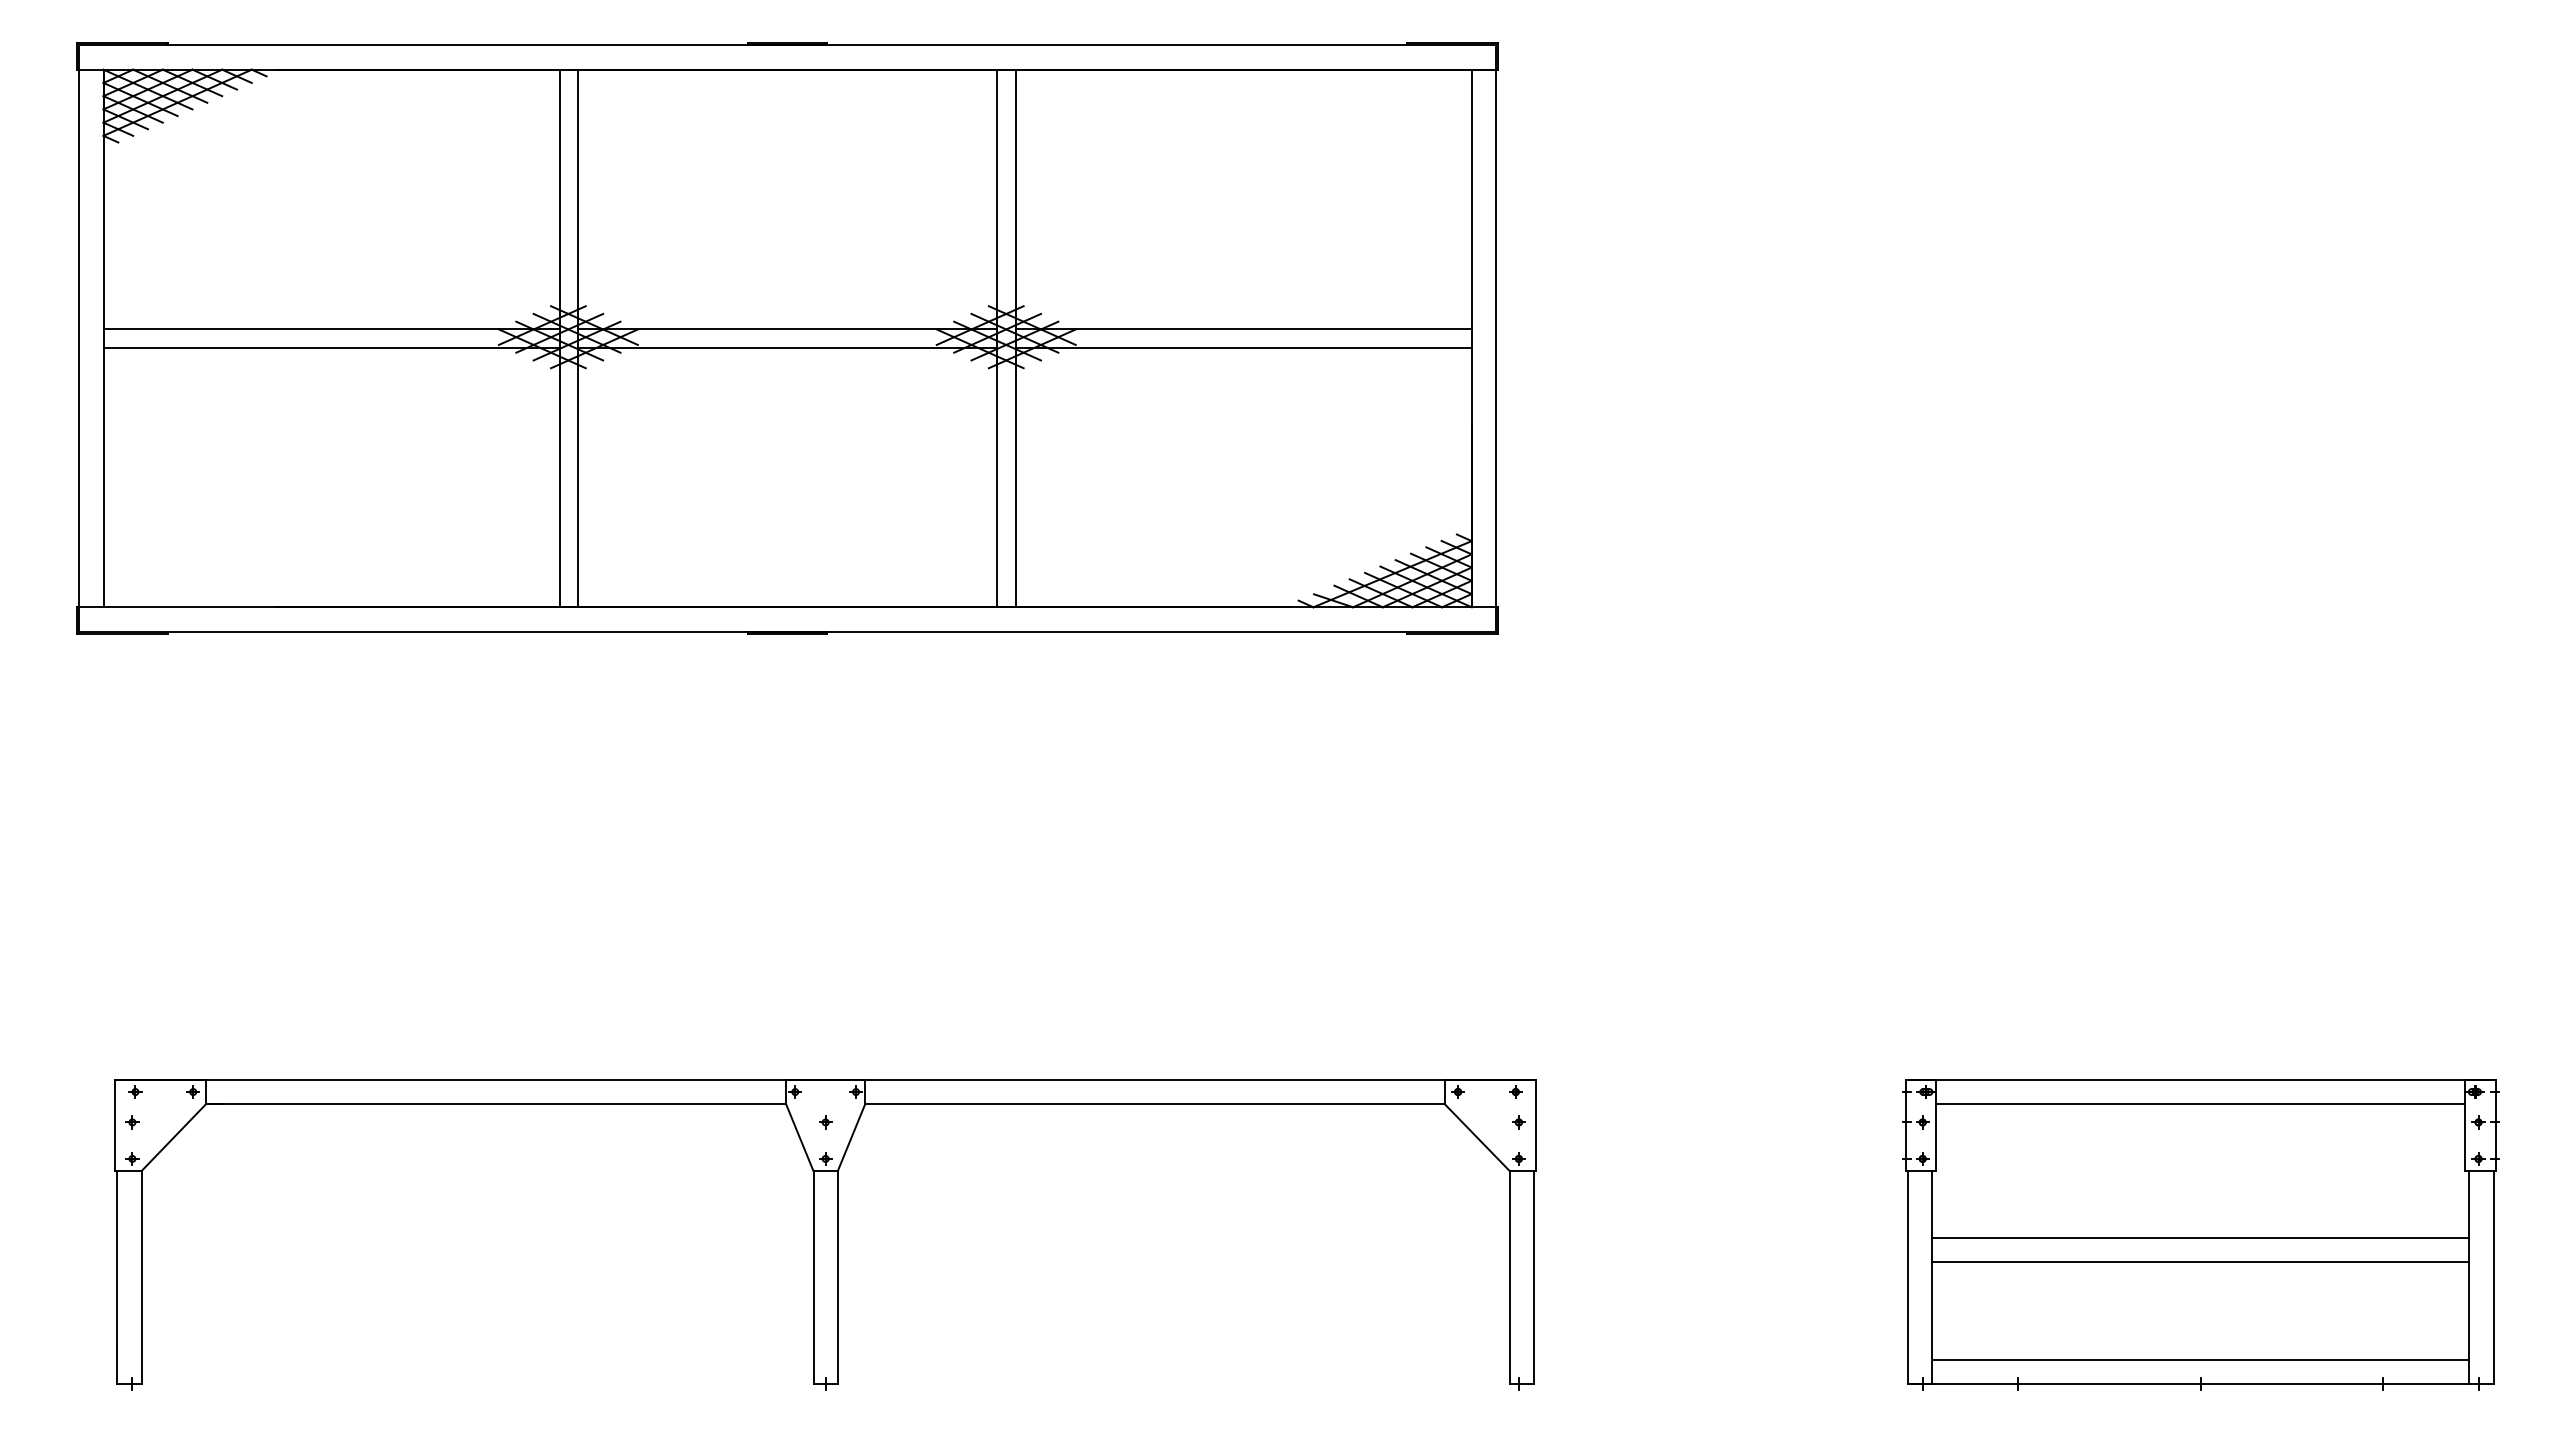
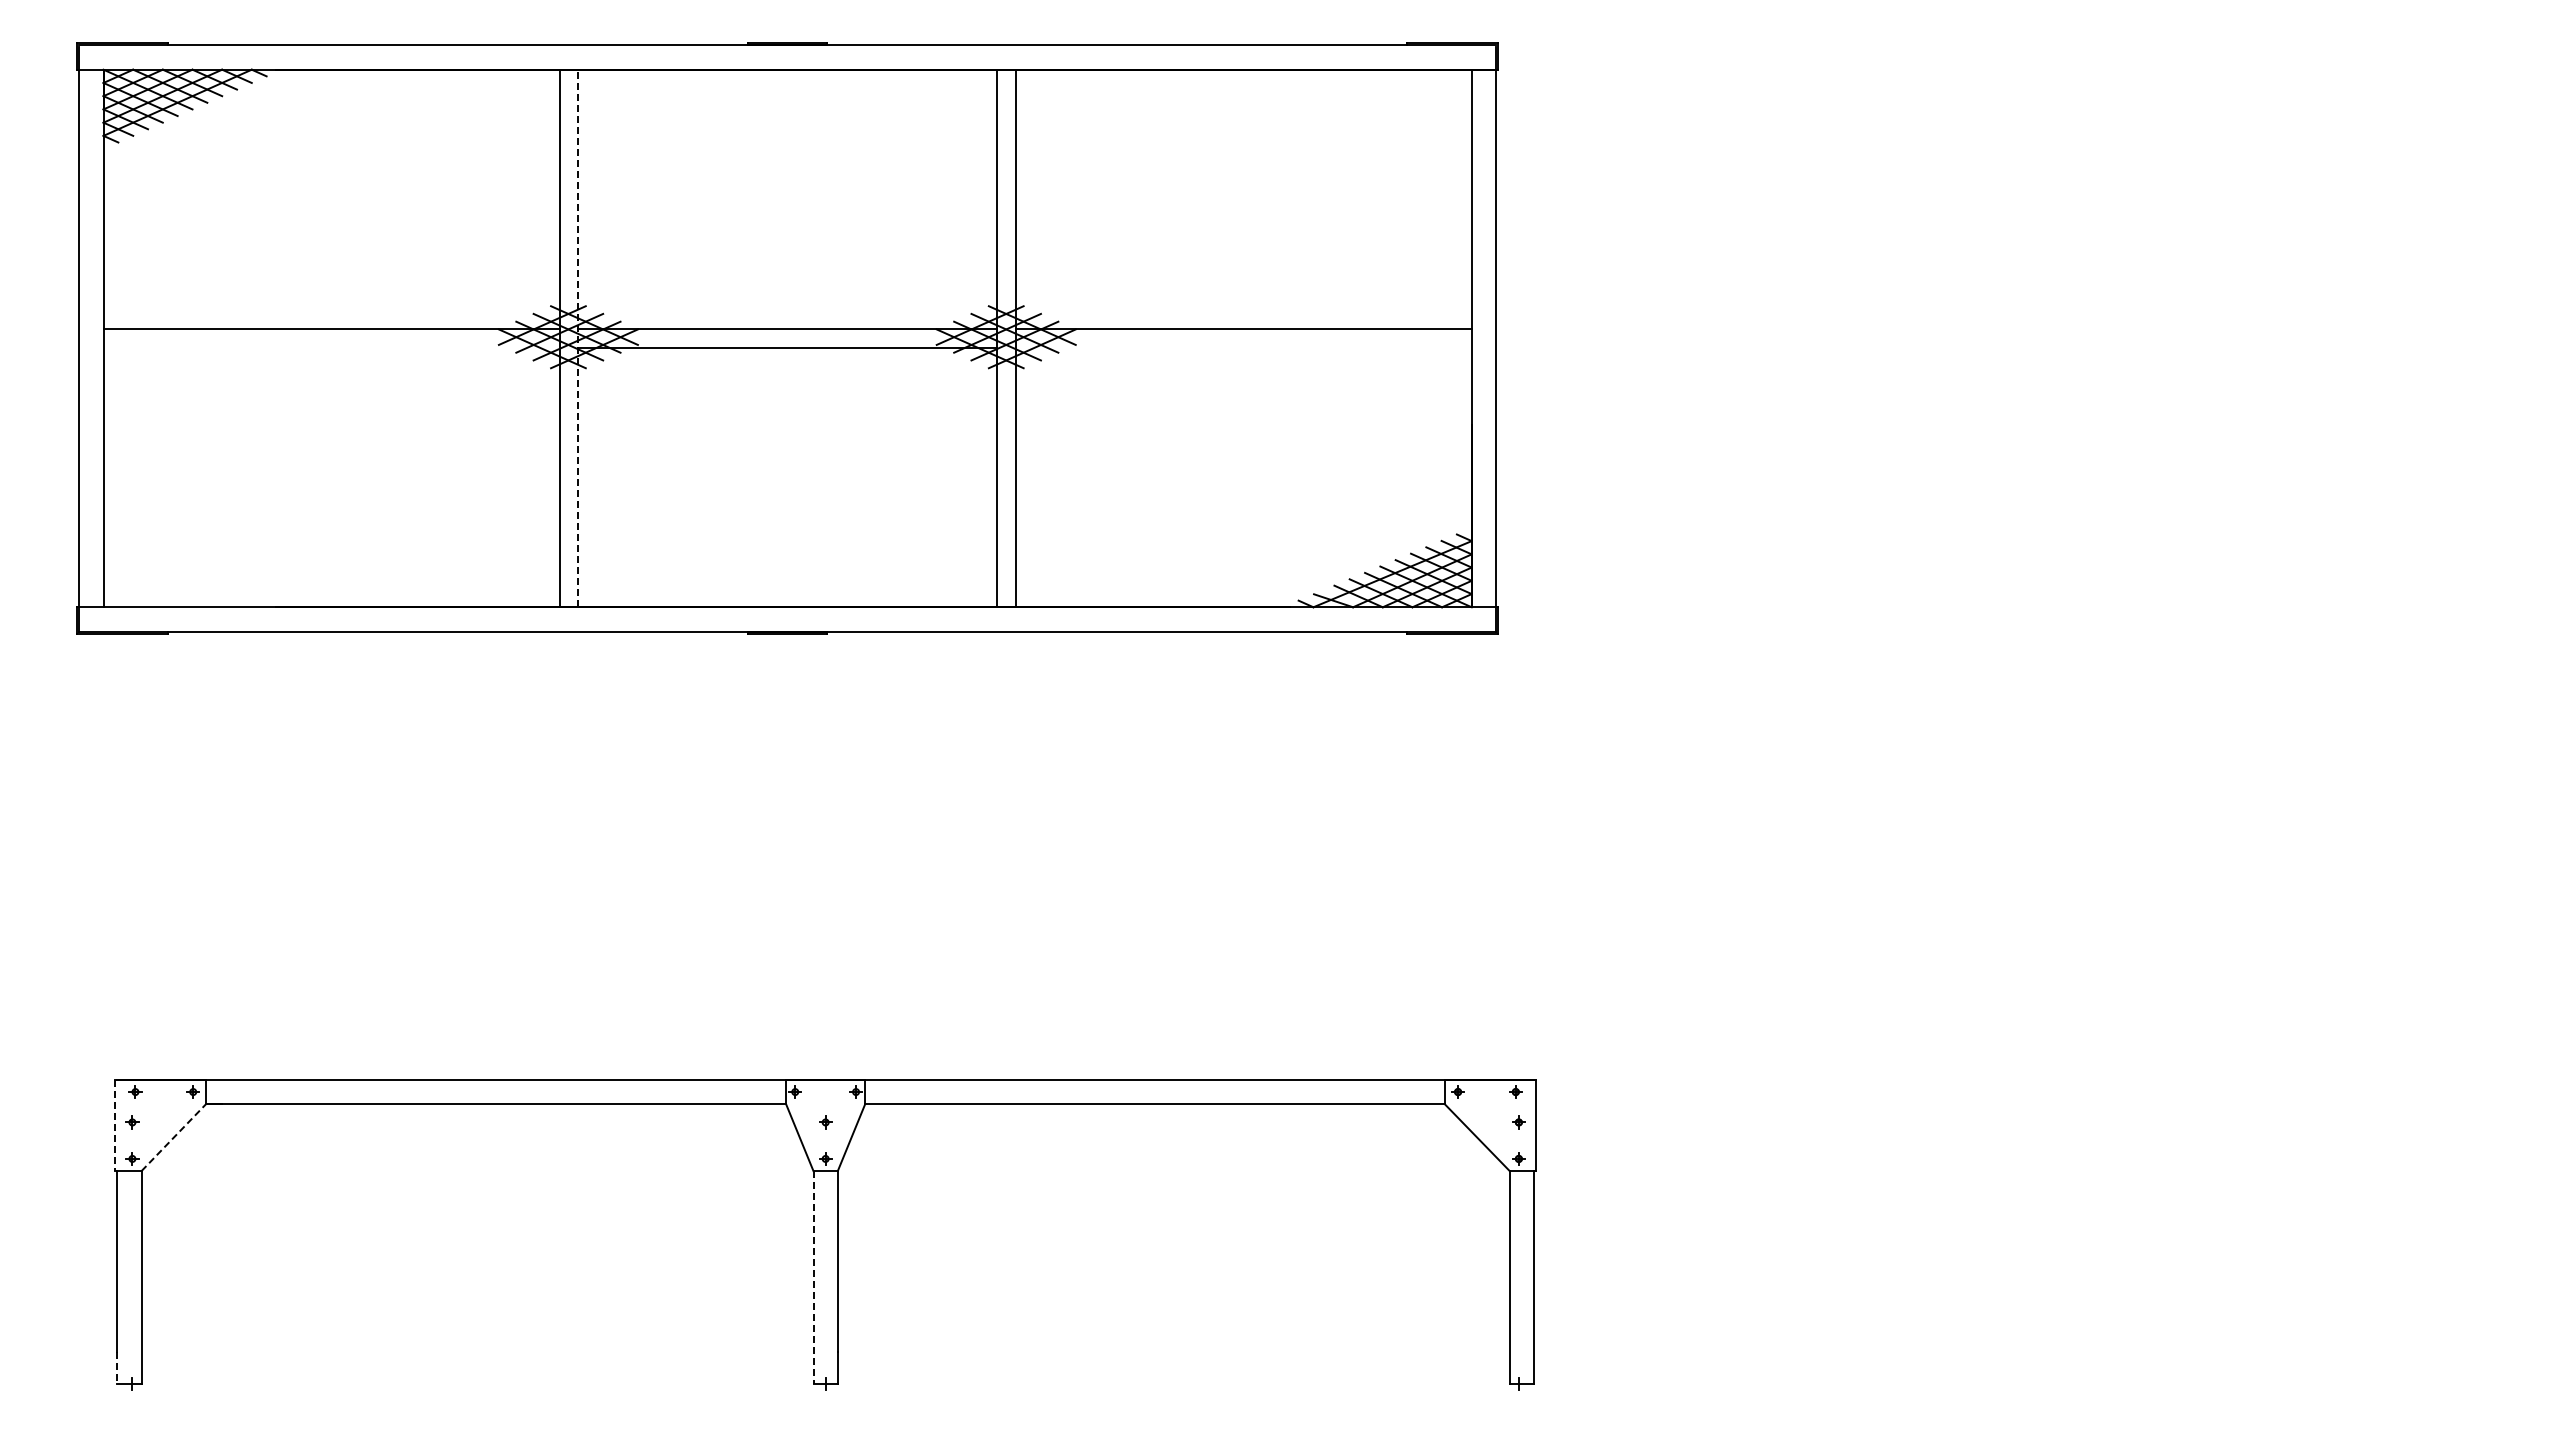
line: solid -> dashed (577, 338)
line: present -> none (331, 347)
line: present -> none (1243, 347)
line: solid -> dashed (115, 1125)
line: solid -> dashed (174, 1137)
part: present -> none (2200, 1234)
line: solid -> dashed (813, 1278)
line: solid -> dashed (117, 1368)
